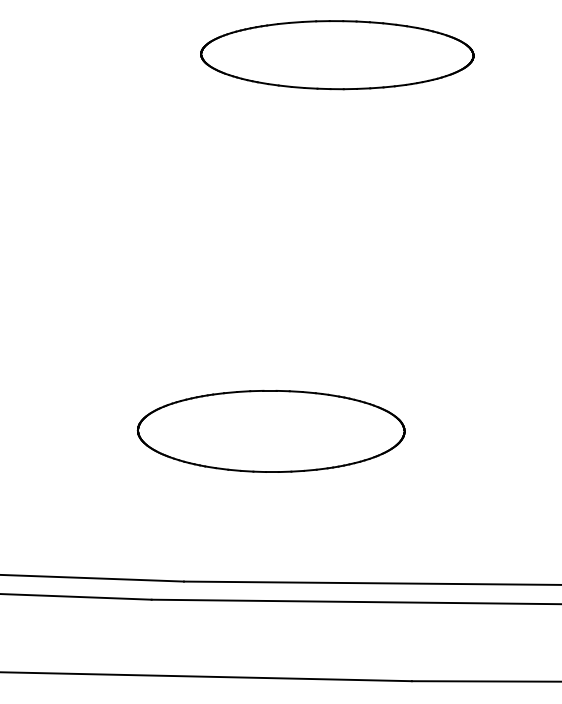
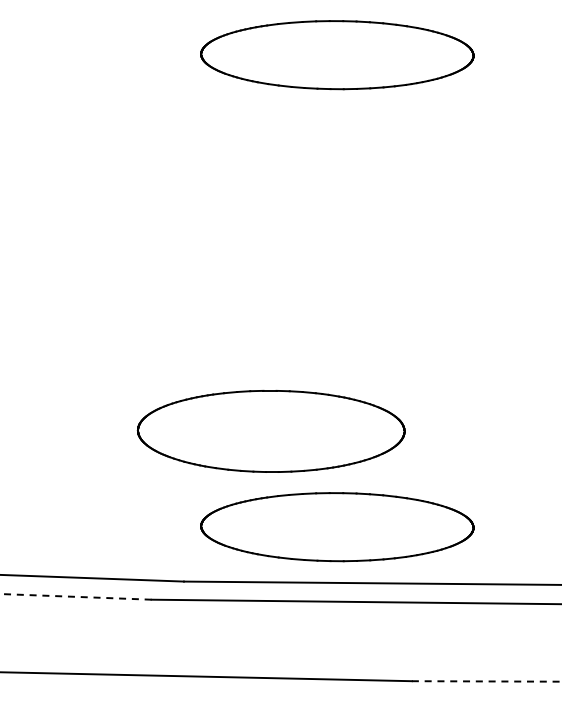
part: none -> present (337, 527)
line: solid -> dashed (75, 596)
line: solid -> dashed (486, 681)
